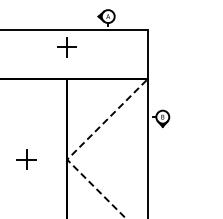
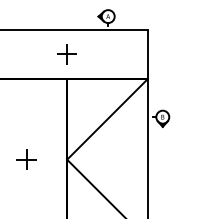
part position: (66, 47) -> (66, 54) (66, 54)
line: dashed -> solid (77, 149)
